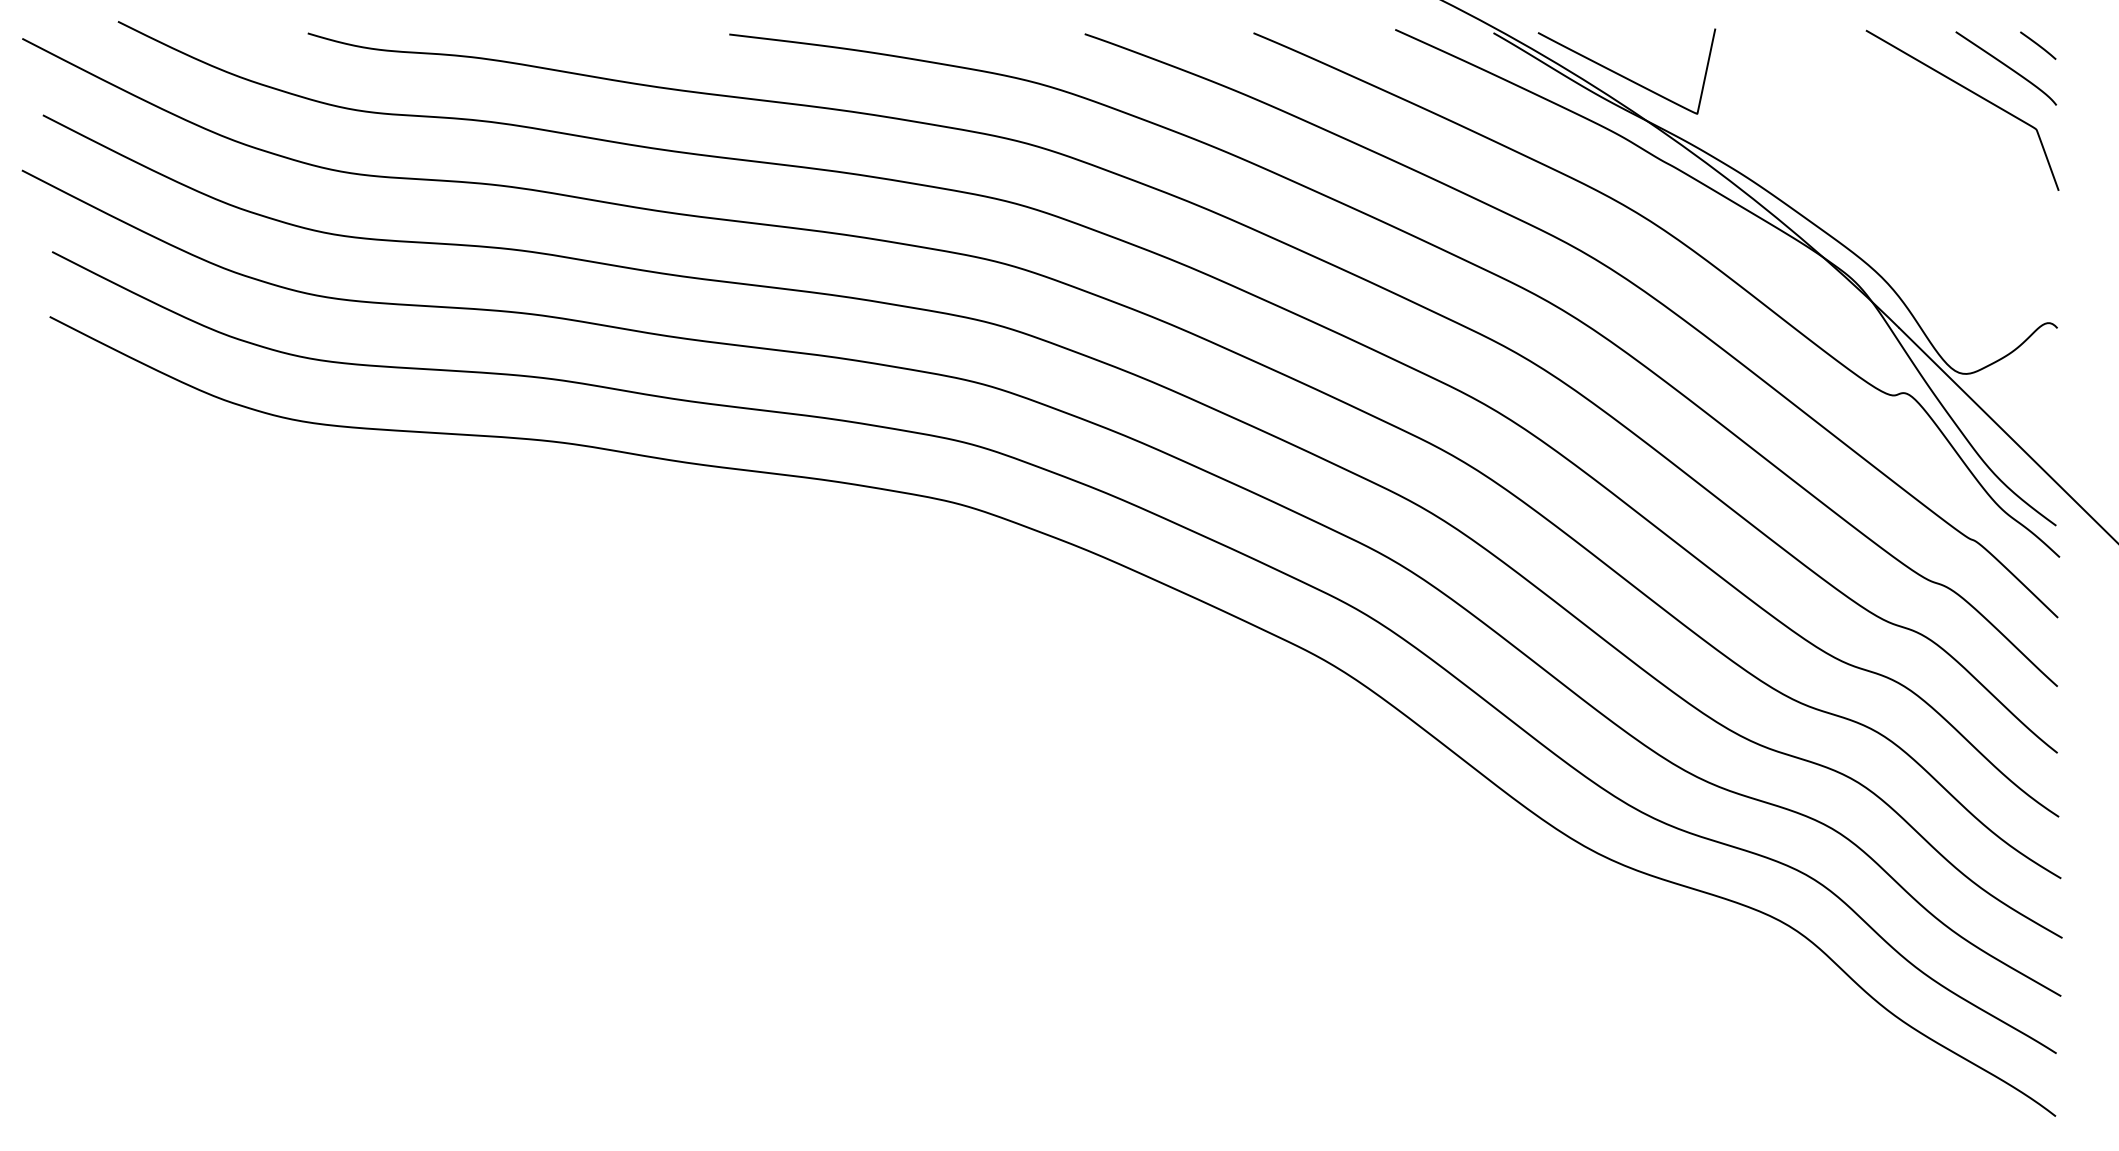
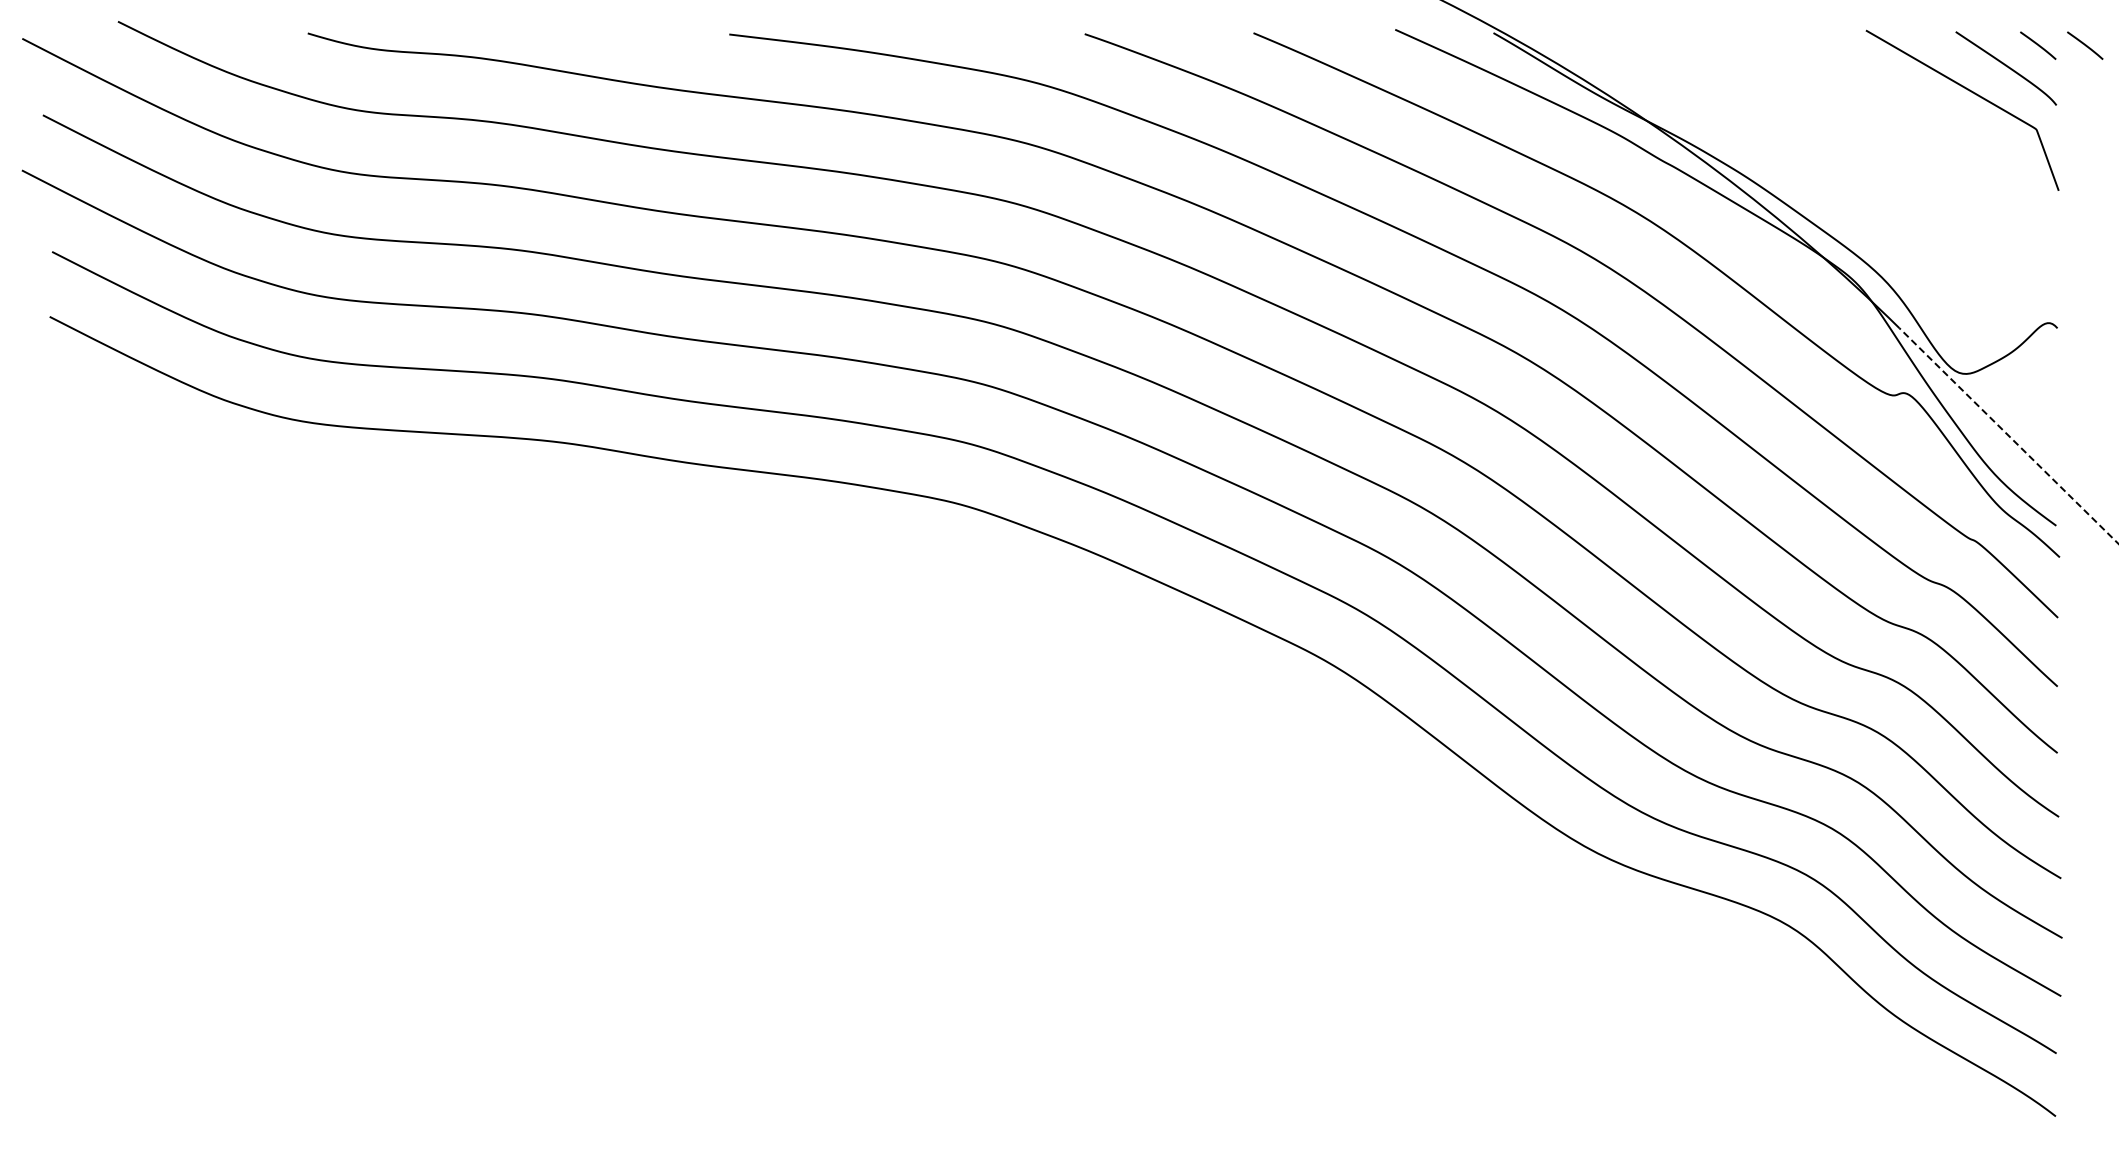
line: none -> present (2085, 45)
curve: present -> none (1623, 75)
line: solid -> dashed (2009, 436)
